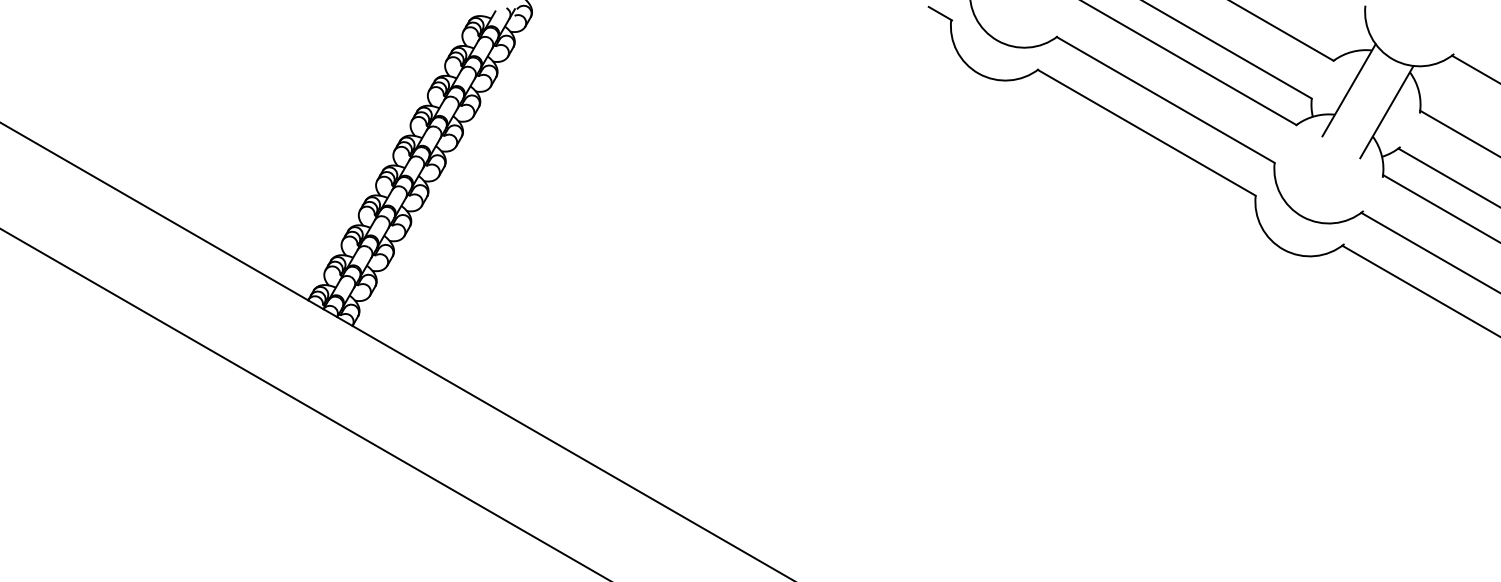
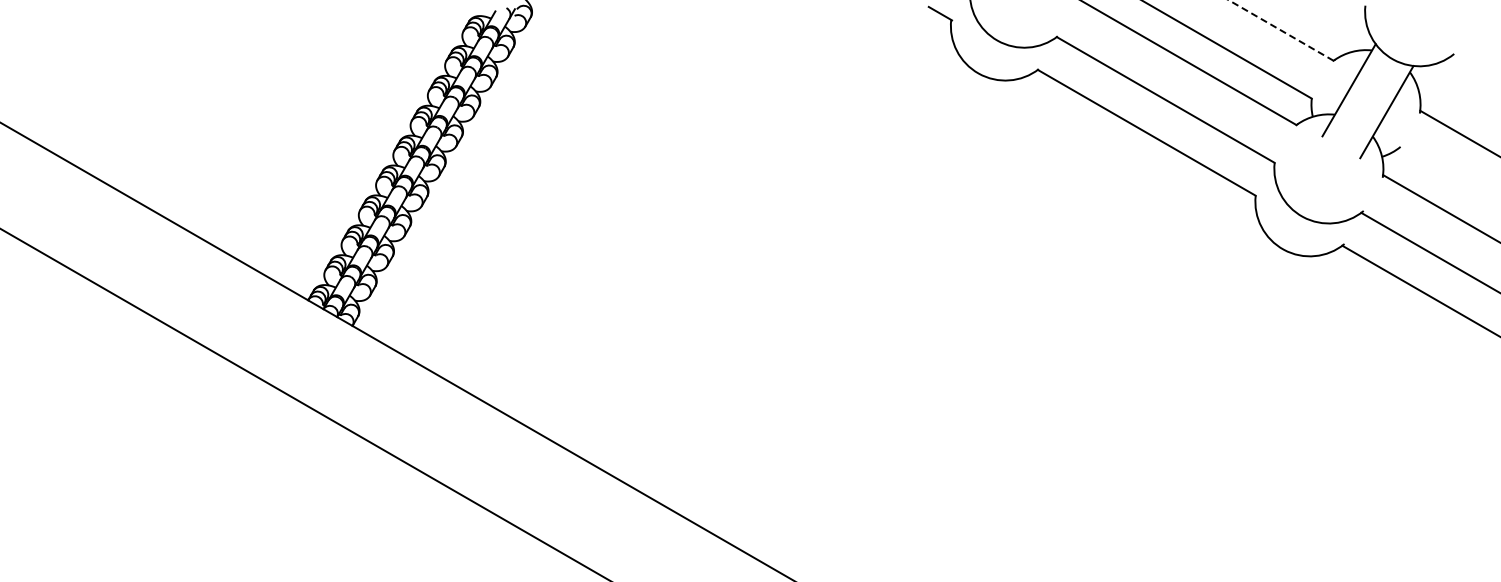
line: solid -> dashed (1280, 30)
line: present -> none (1474, 68)
line: present -> none (1447, 176)
